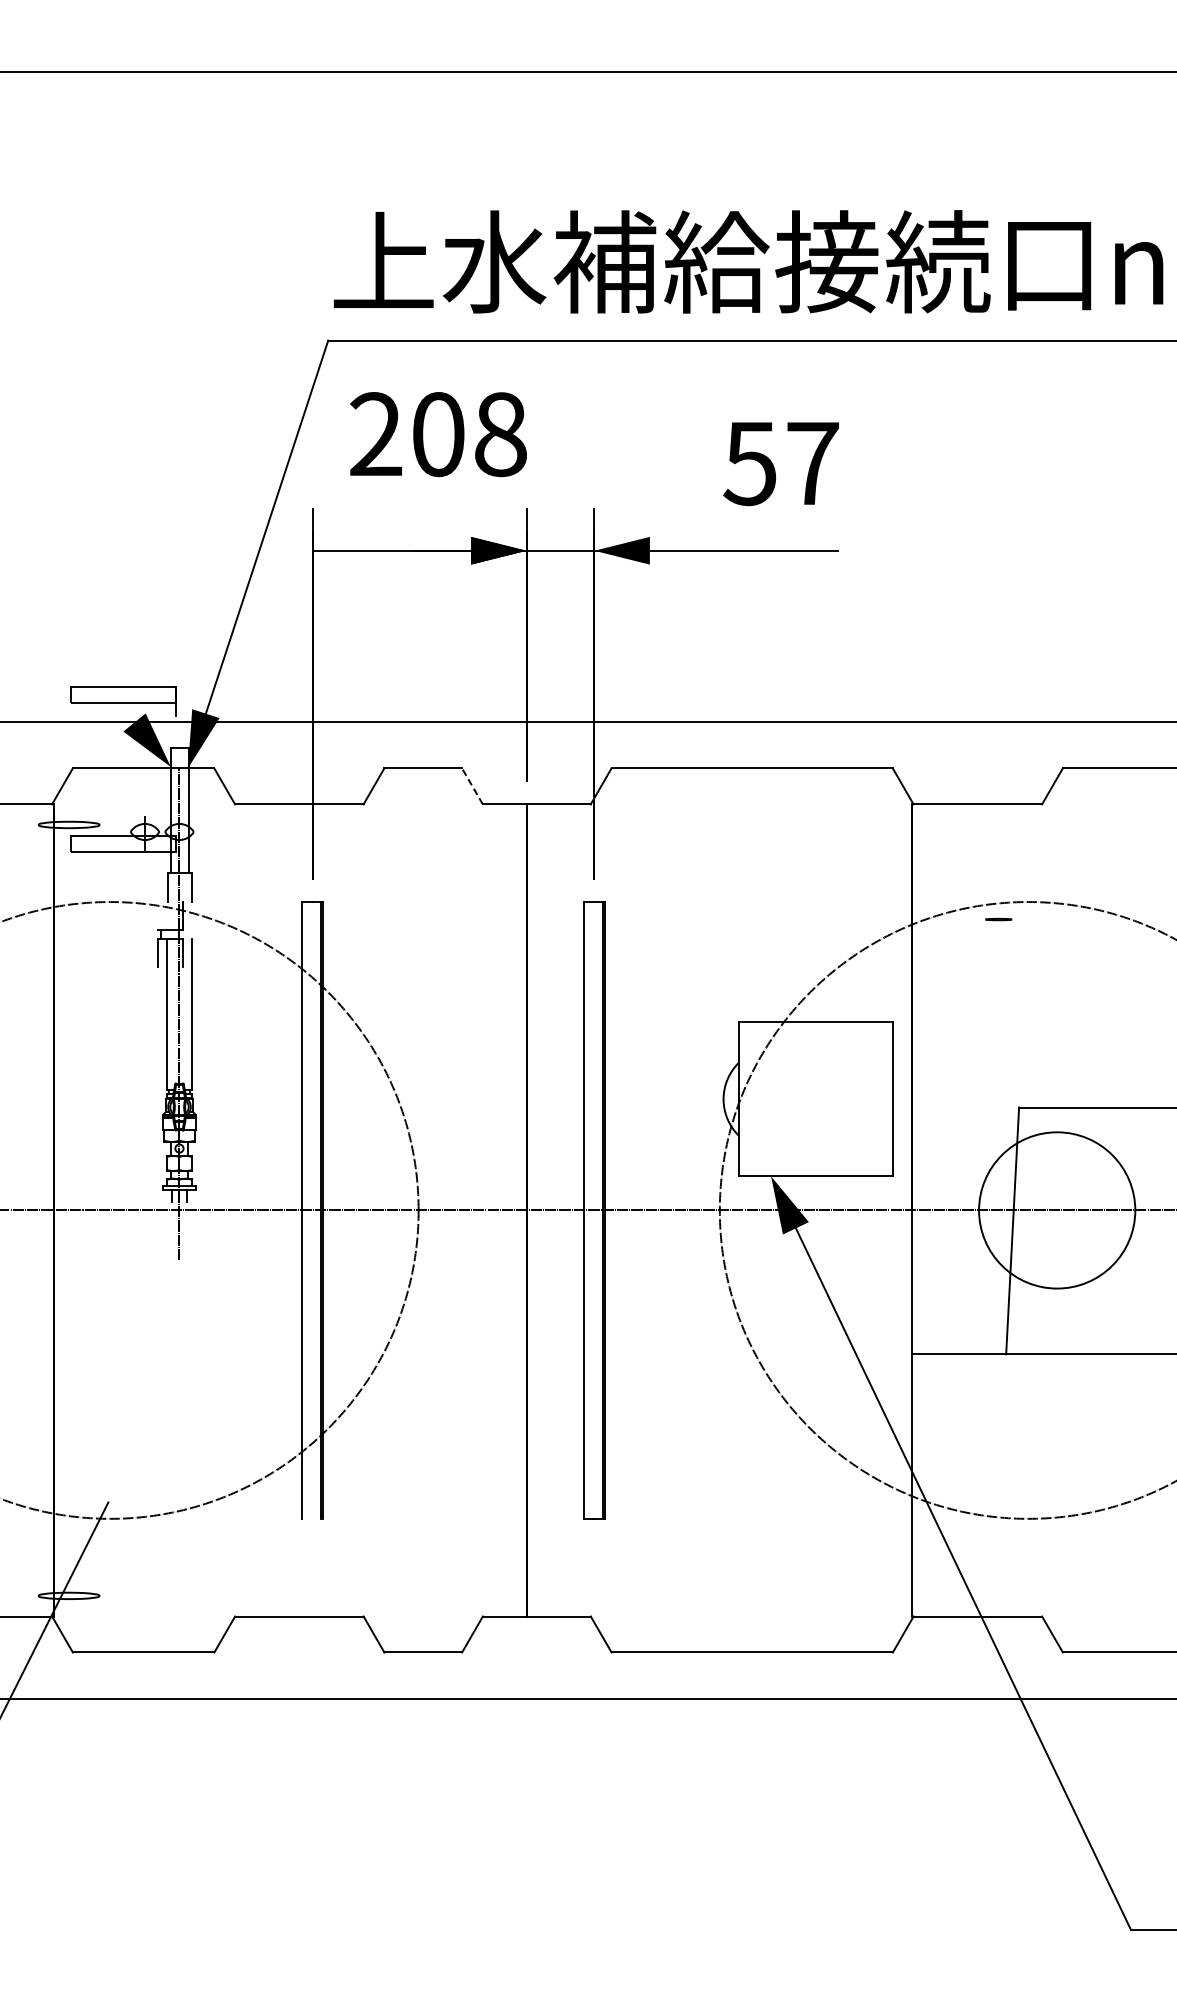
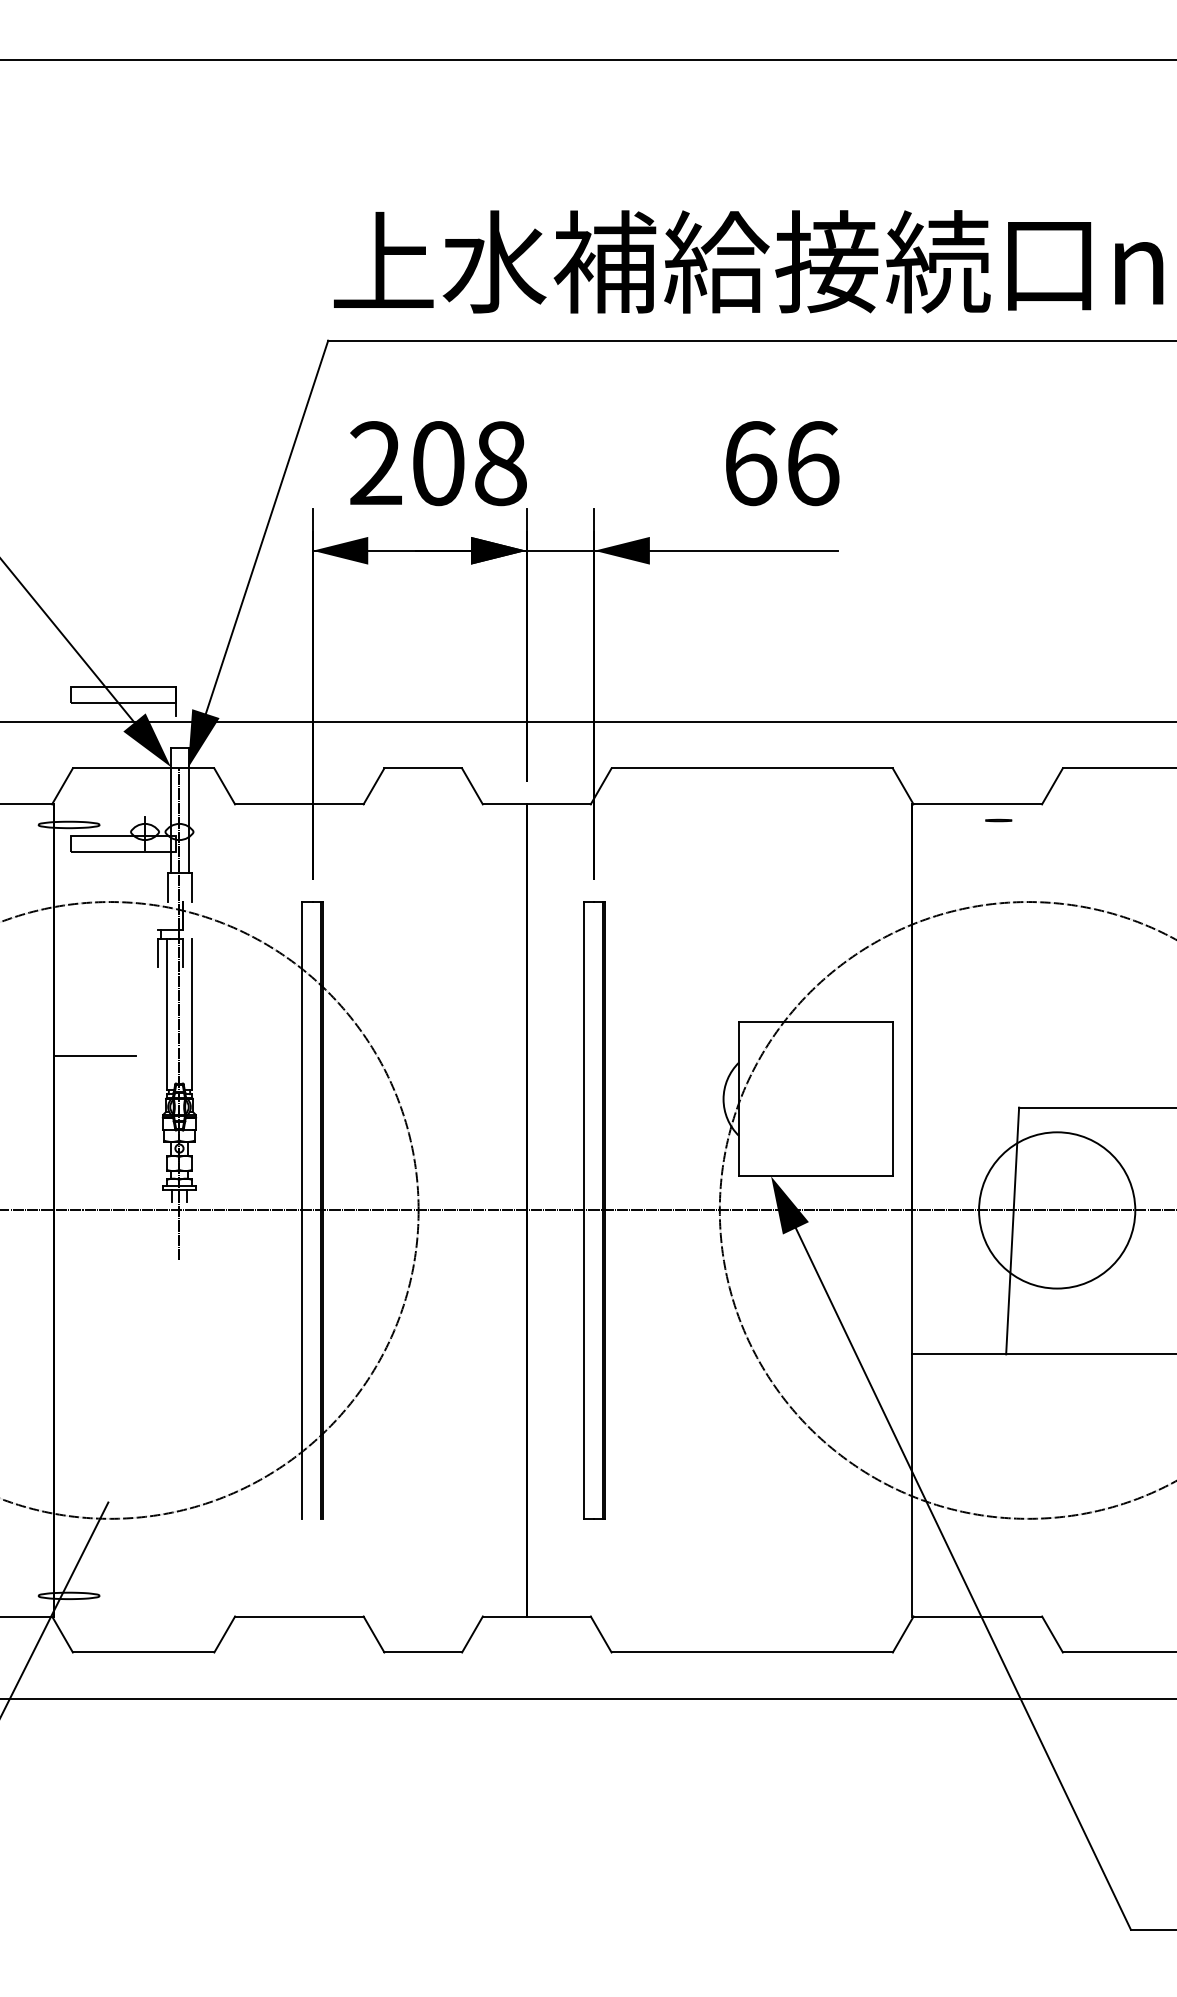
line position: (587, 71) -> (587, 59) (587, 59)
text position: (438, 434) -> (438, 463) (438, 463)
text: 57 -> 66 (781, 463)
fill: none -> present (340, 550)
line: none -> present (68, 641)
line: dashed -> solid (472, 786)
line position: (998, 919) -> (998, 820) (998, 820)
line: none -> present (94, 1056)
